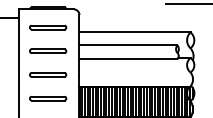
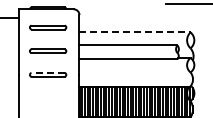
line: solid -> dashed (135, 32)
line: solid -> dashed (48, 72)
part: present -> none (48, 98)
